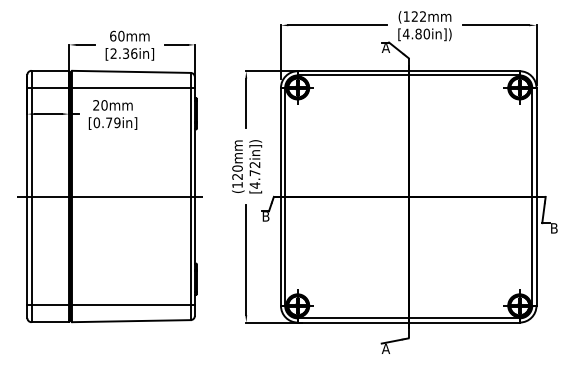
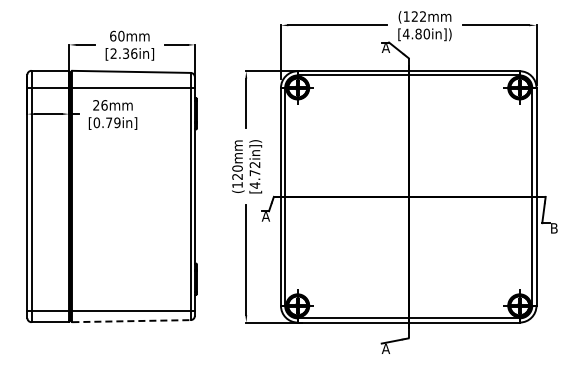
text: 20mm -> 26mm (104, 105)
line: present -> none (110, 196)
text: B -> A (265, 216)
line position: (110, 305) -> (110, 311) (110, 311)
line: solid -> dashed (132, 321)
